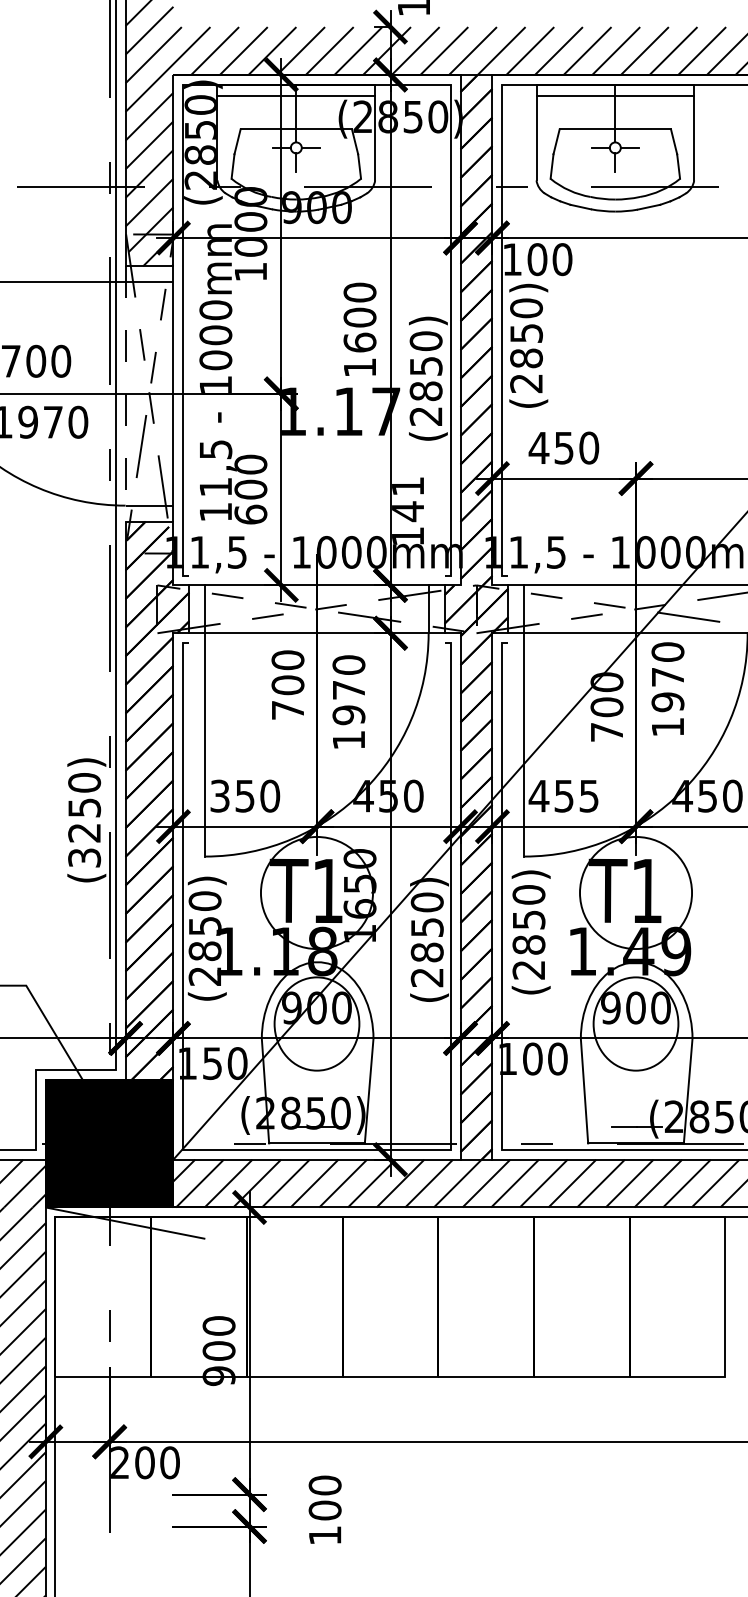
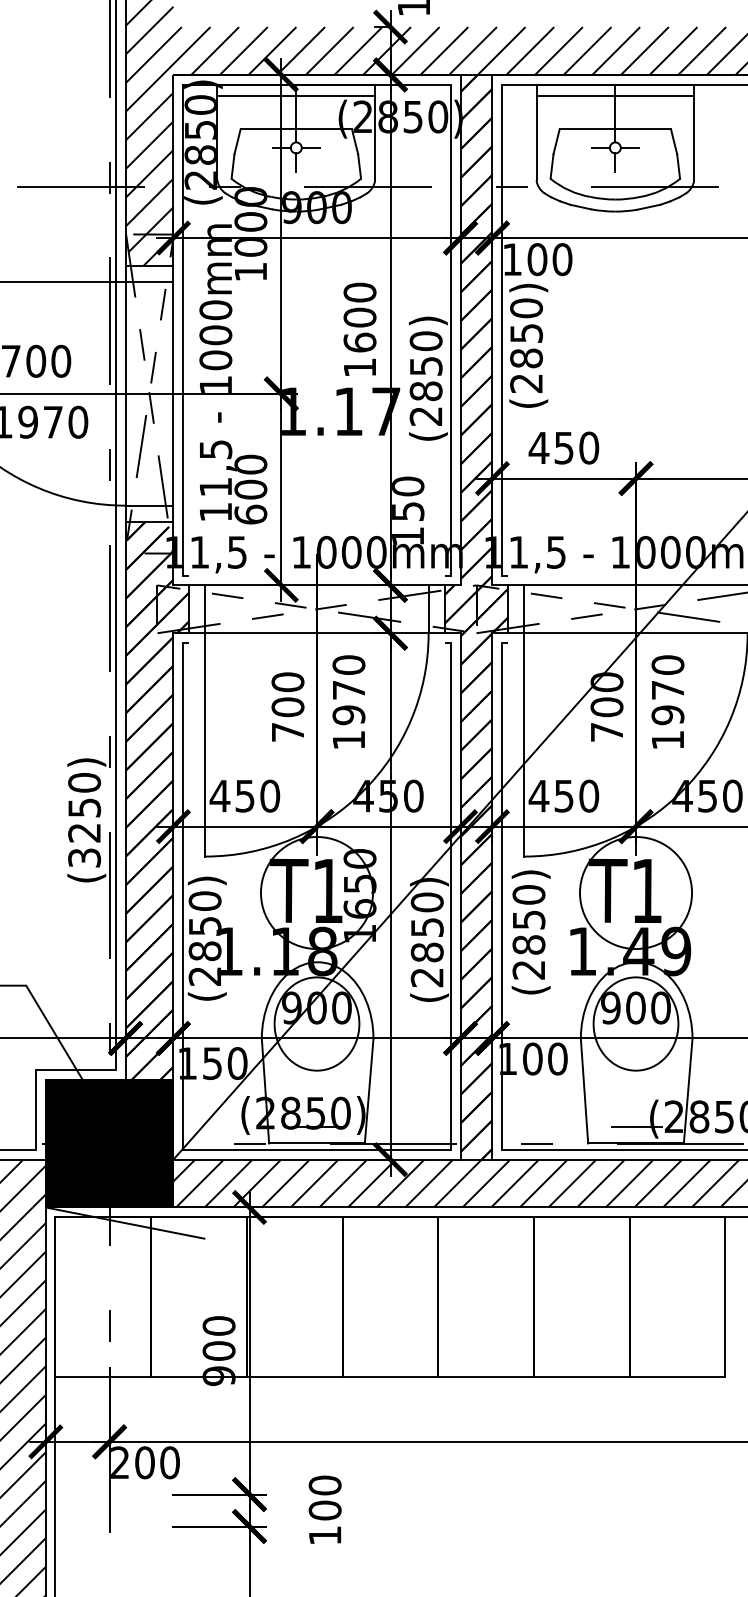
line: dashed -> solid (125, 393)
text: 141 -> 150 (408, 499)
text position: (287, 684) -> (287, 706) (287, 706)
text position: (667, 688) -> (667, 701) (667, 701)
text: 350 -> 450 (219, 795)
text: 455 -> 450 (589, 795)
